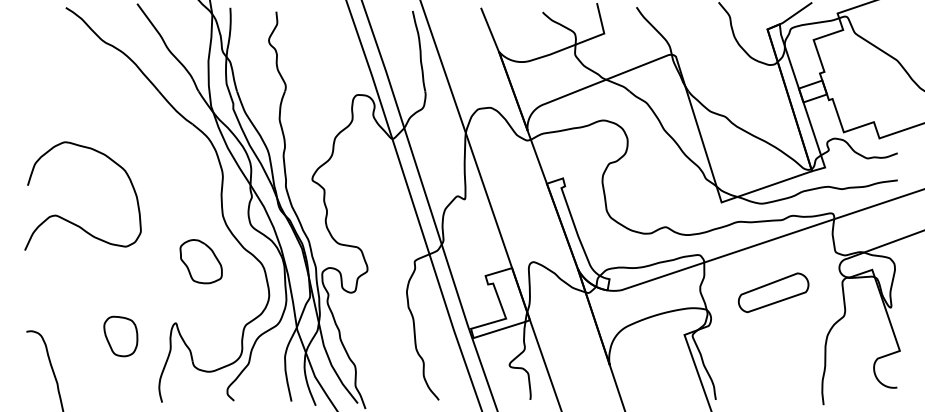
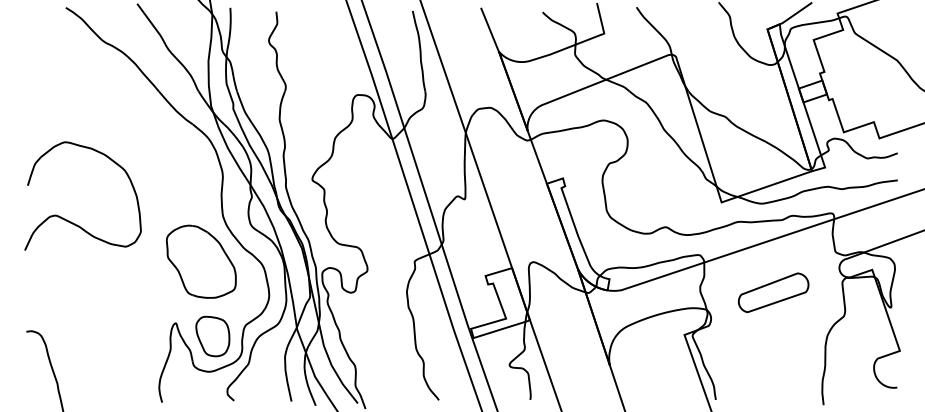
part size: 44x46 px -> 72x75 px (200, 261)
part position: (120, 336) -> (212, 336) (212, 336)
